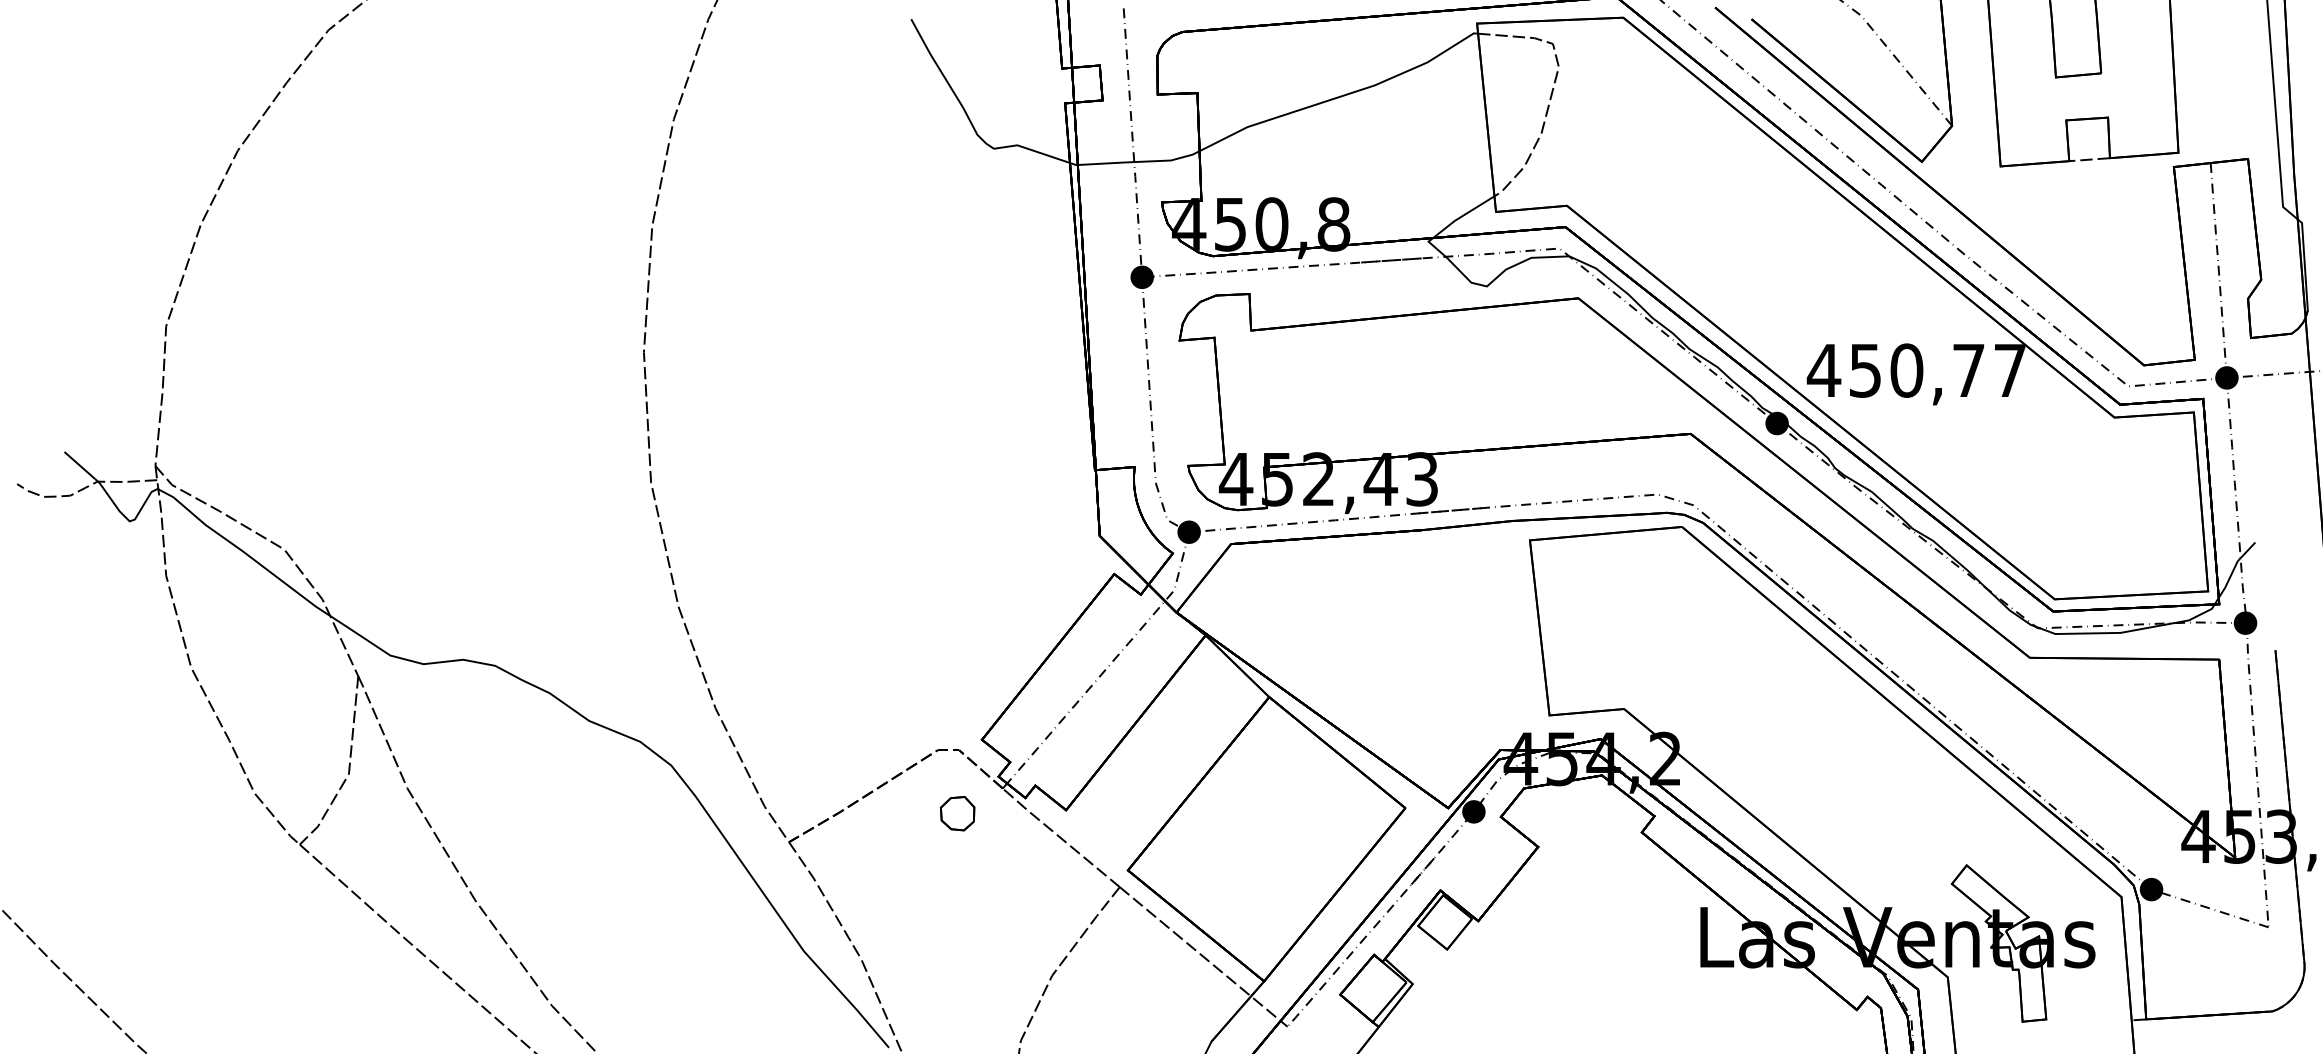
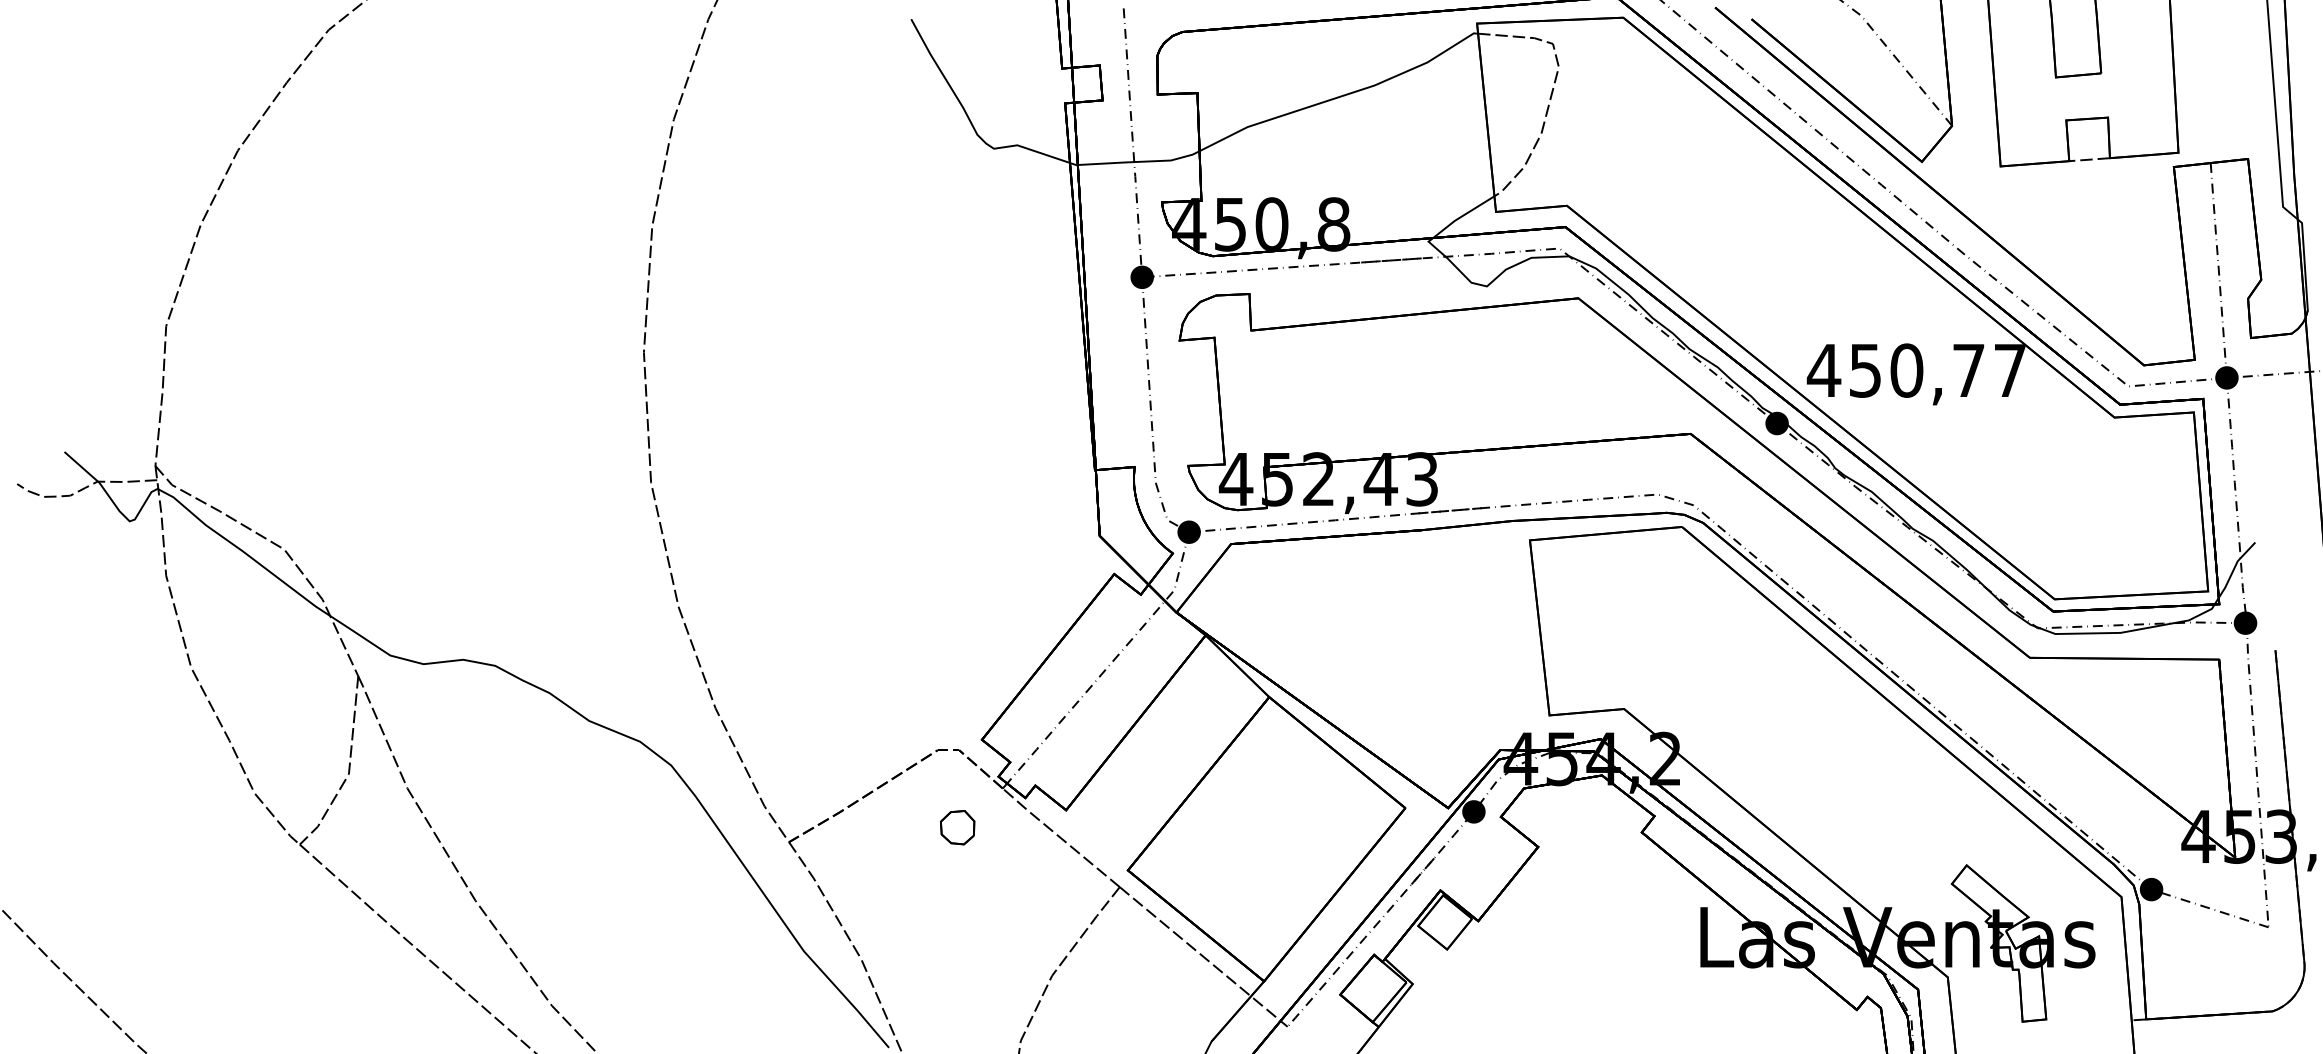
part position: (957, 813) -> (957, 827) (957, 827)
